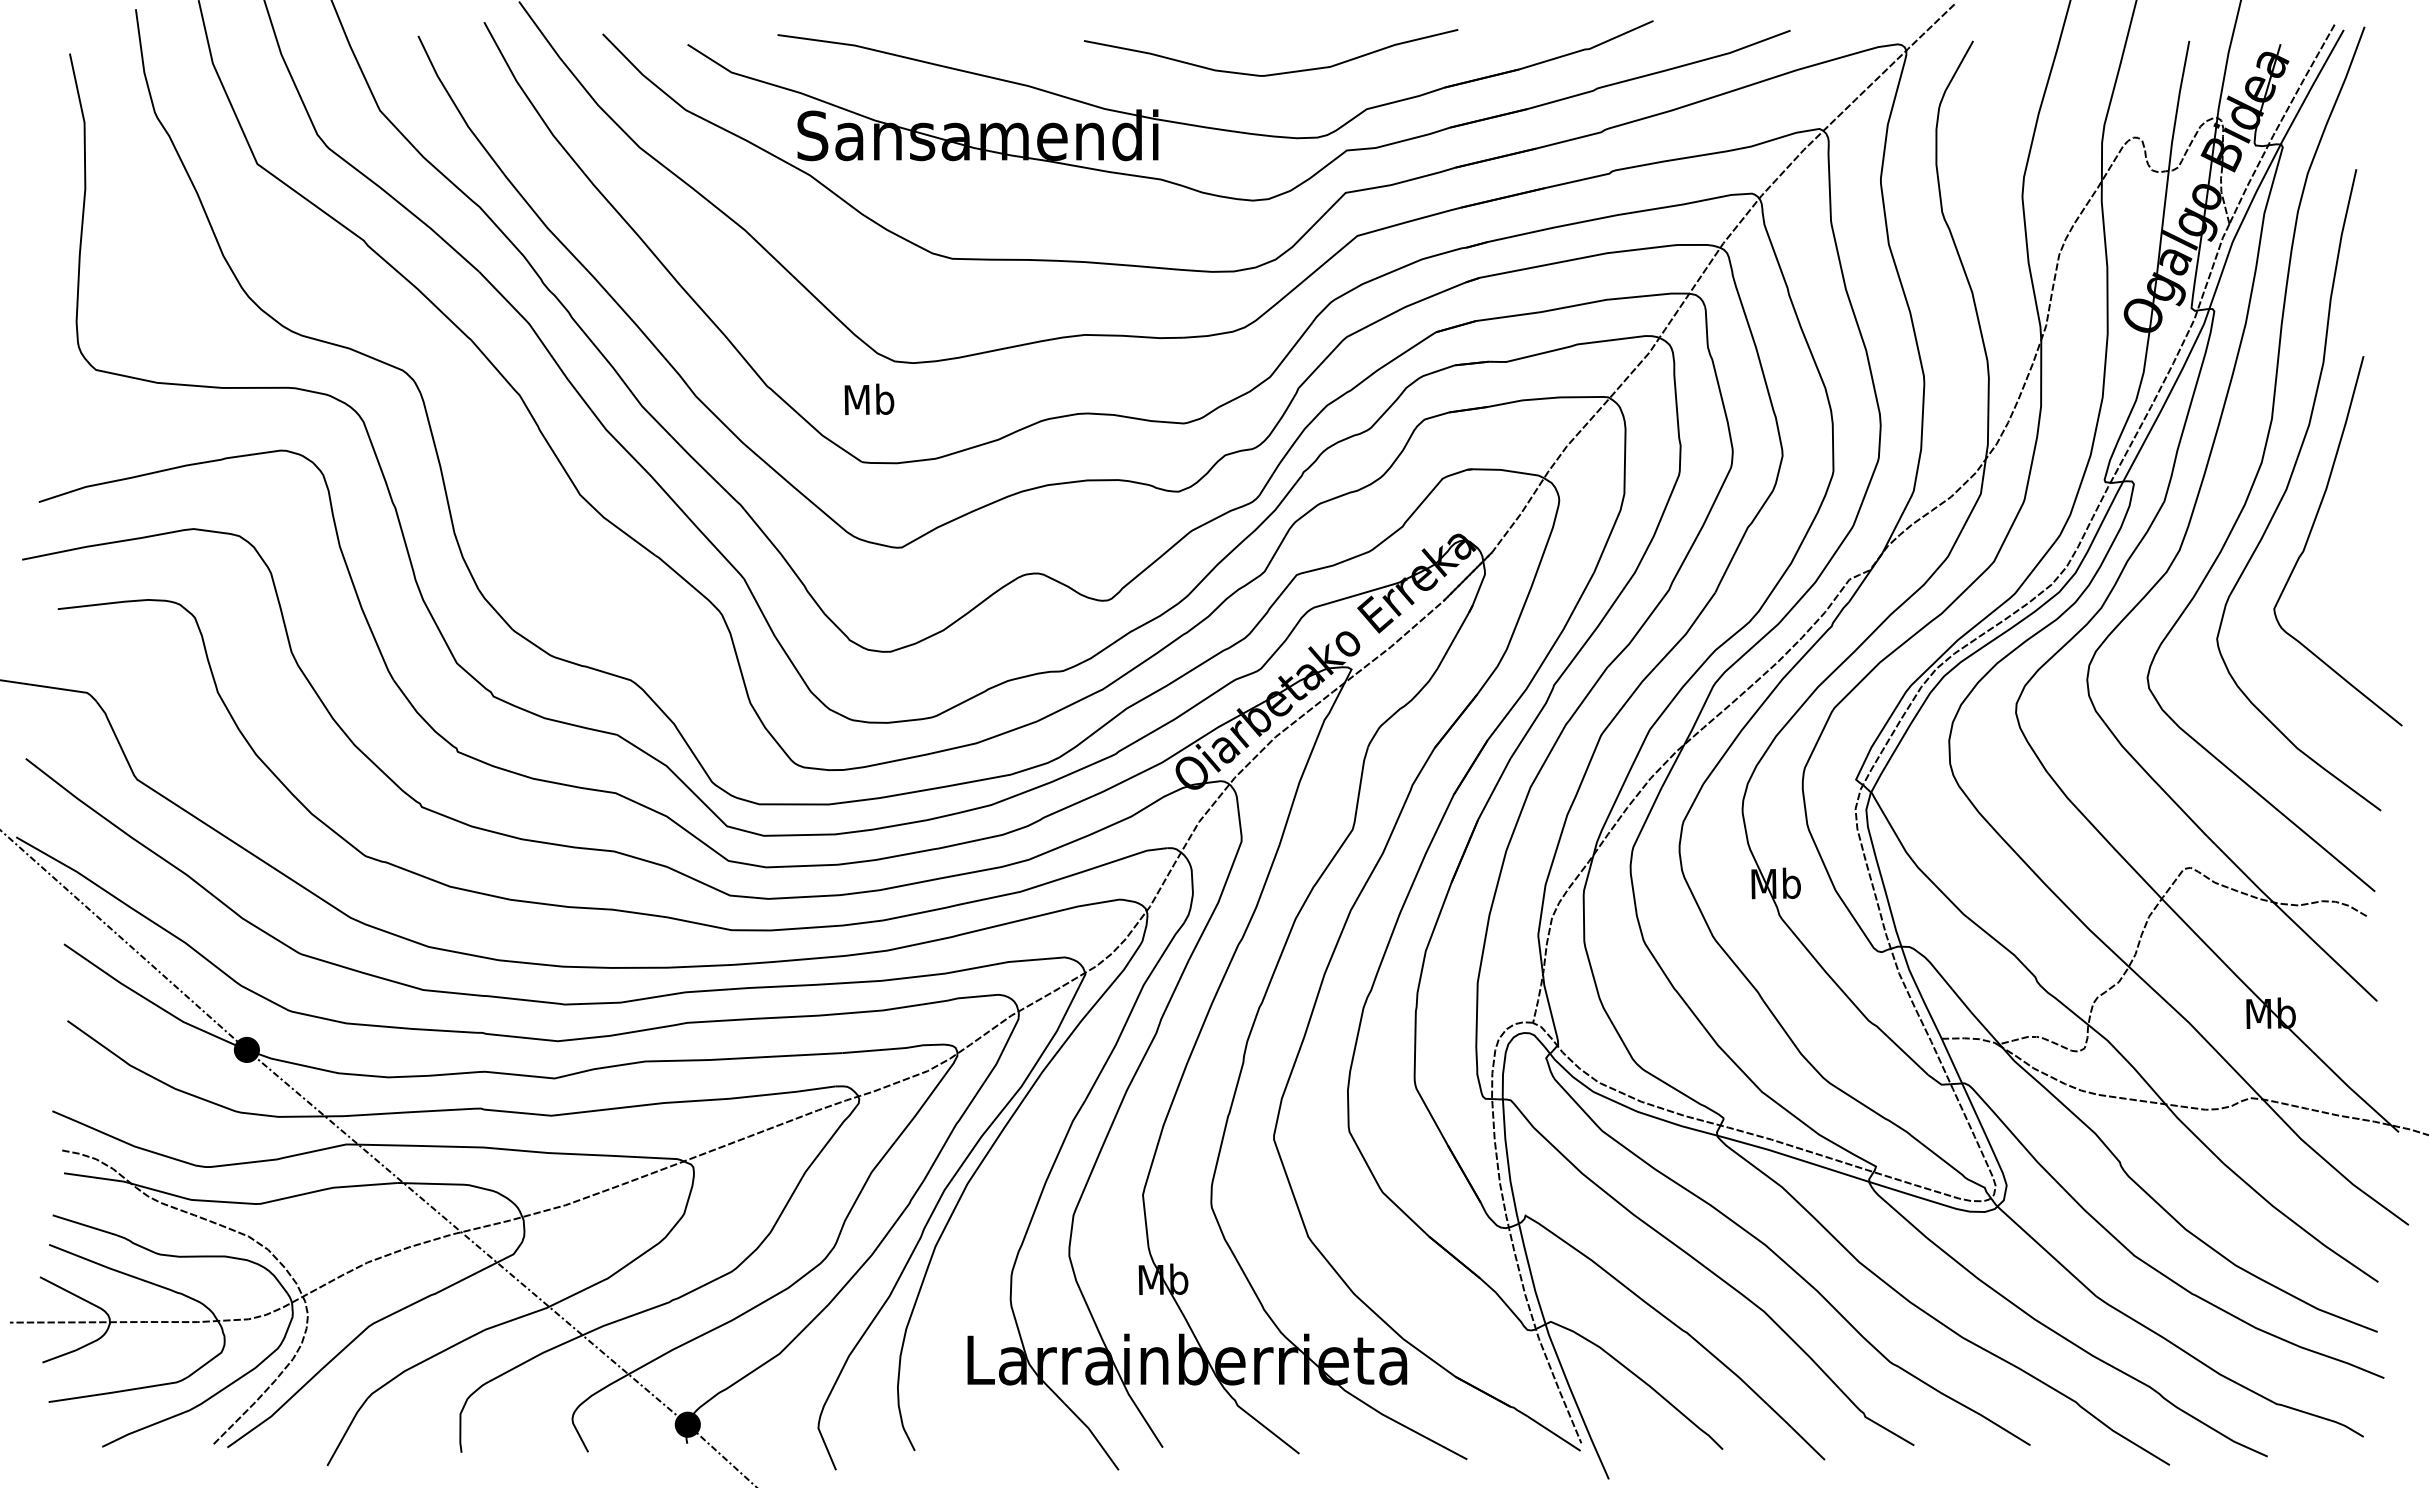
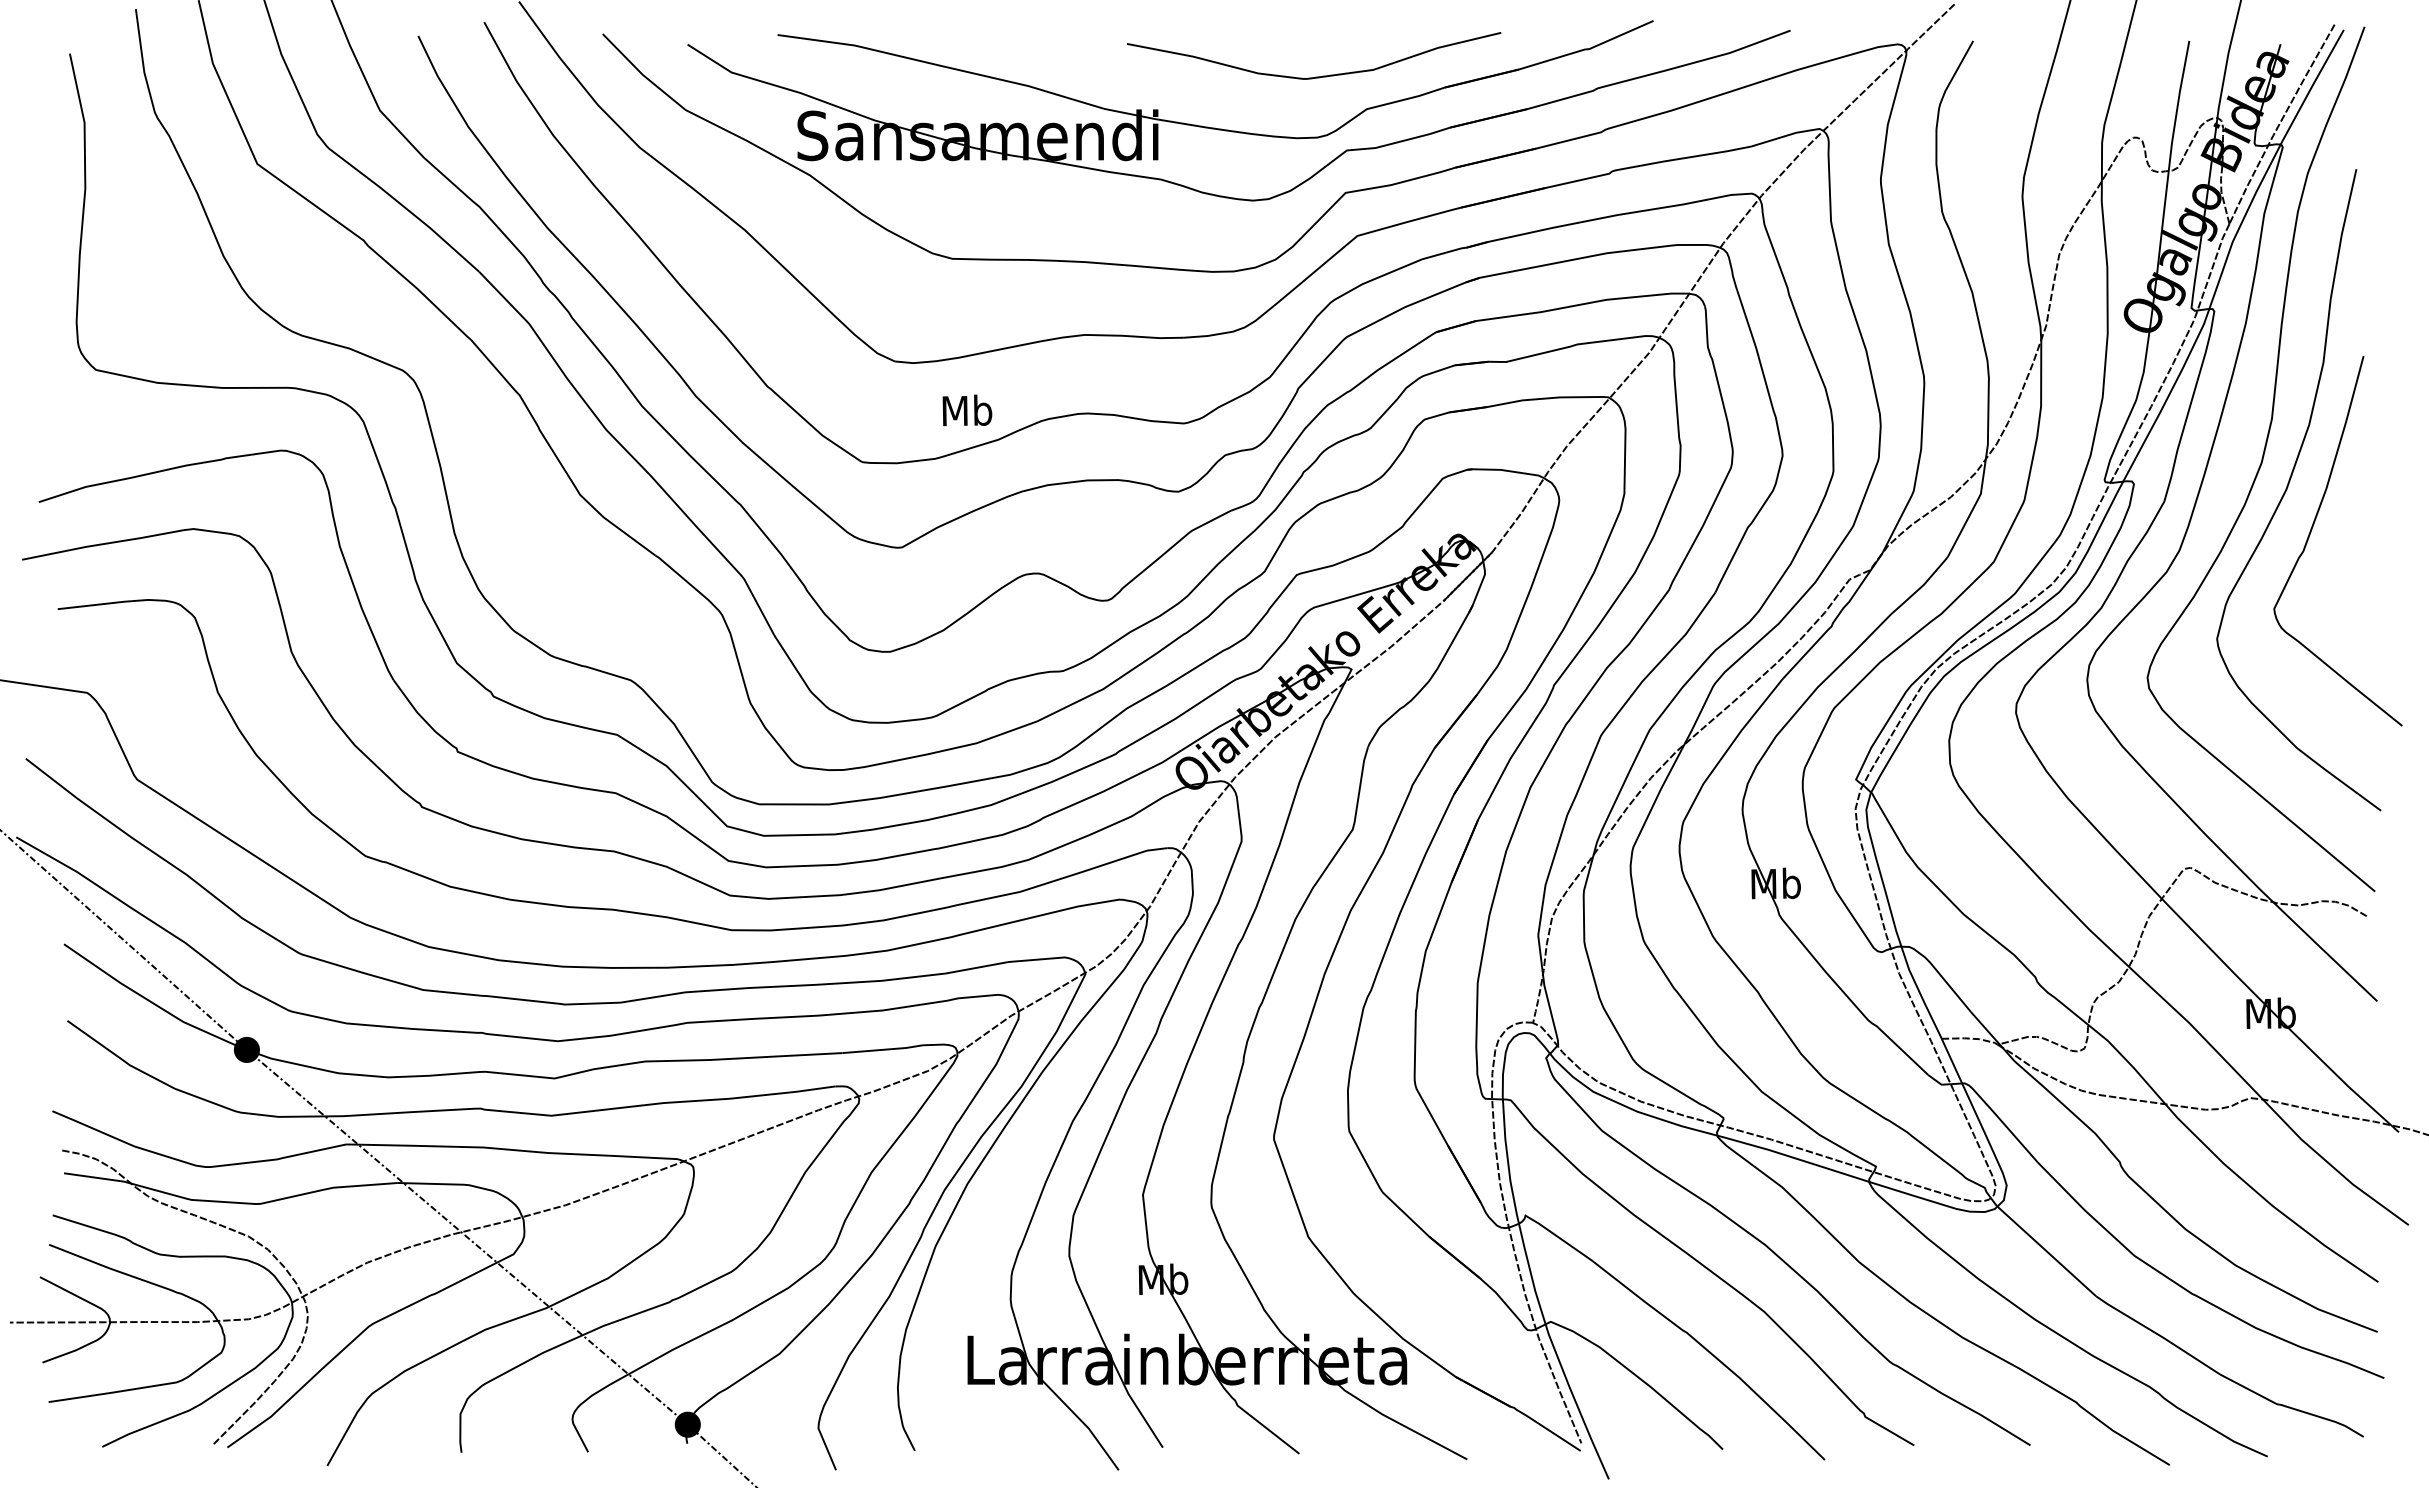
curve position: (1272, 73) -> (1315, 76) (1315, 76)
text position: (869, 399) -> (967, 410) (967, 410)
